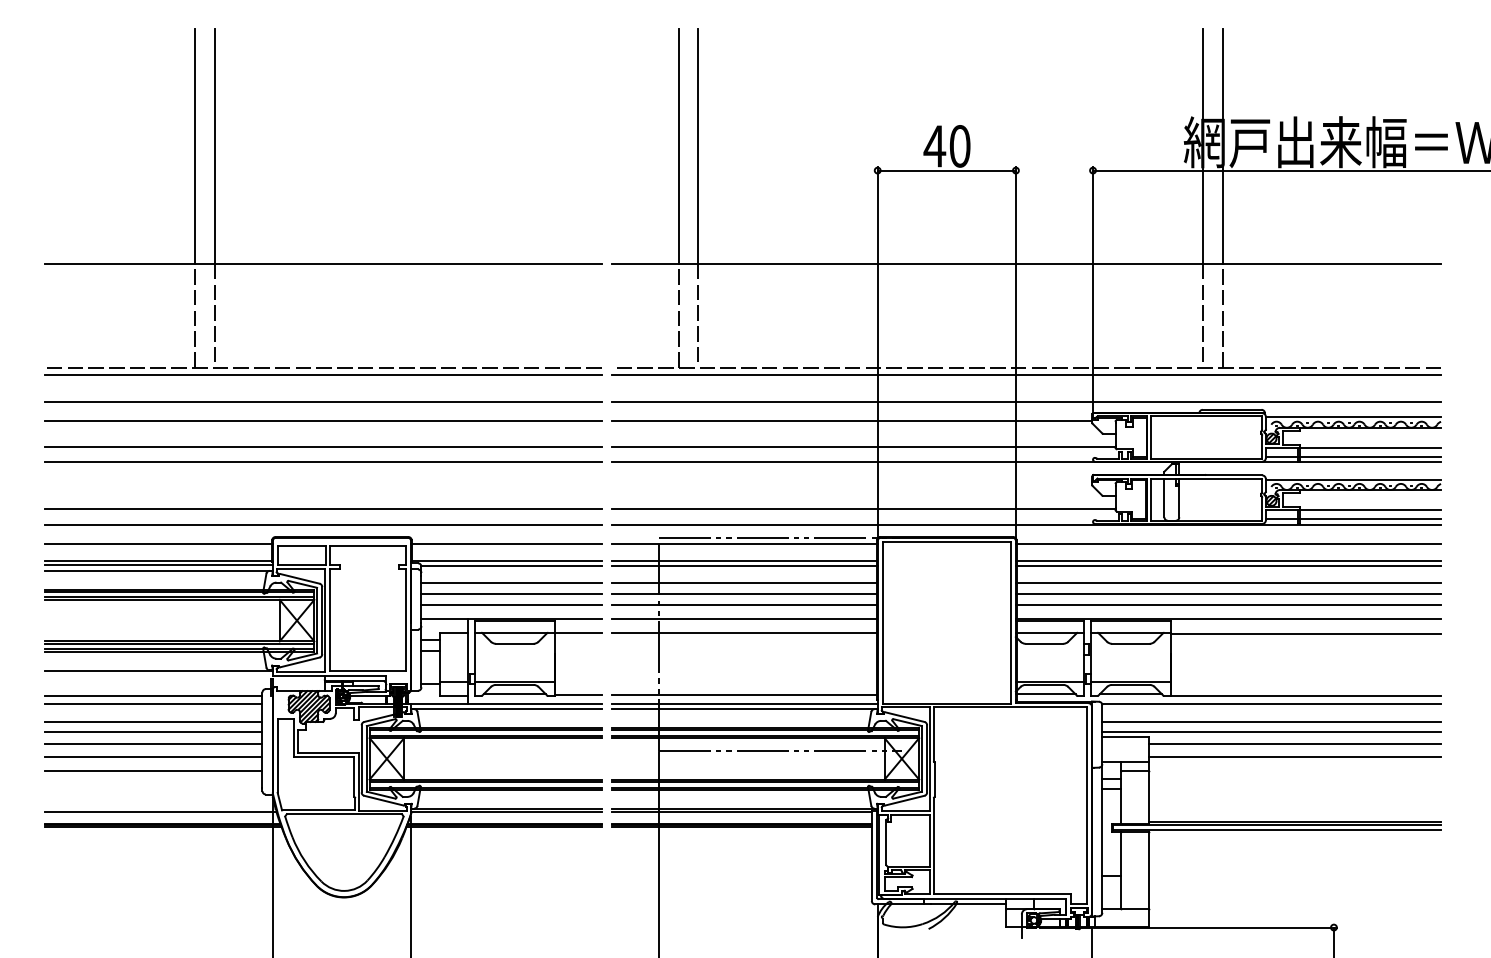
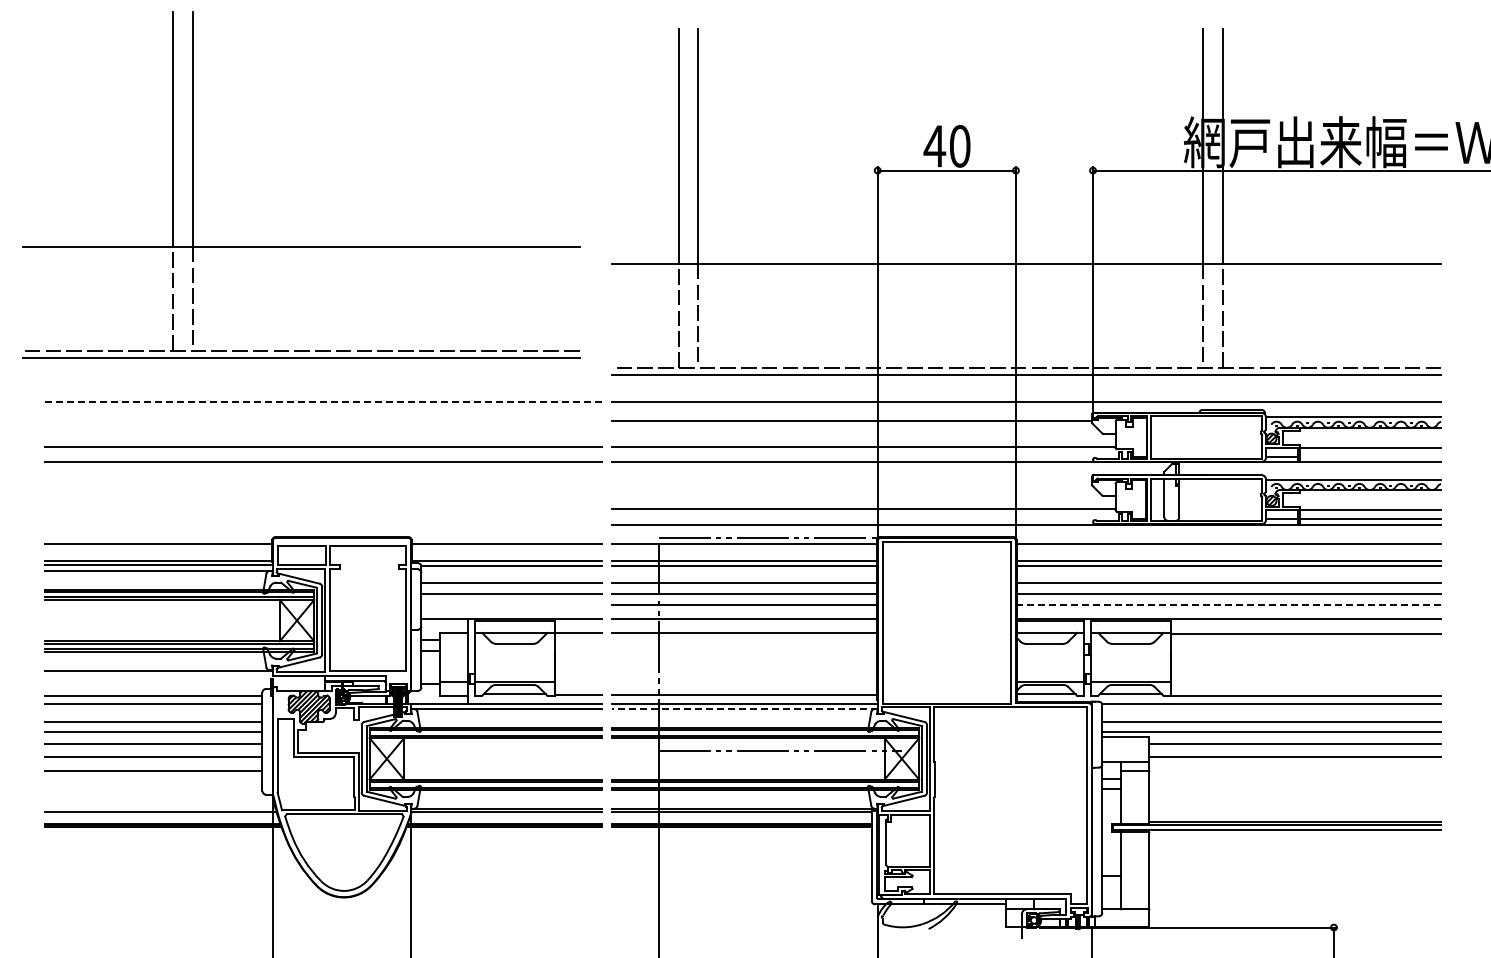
part position: (323, 263) -> (301, 246) (301, 246)
line: solid -> dashed (322, 402)
line: present -> none (322, 420)
line: present -> none (1370, 457)
line: present -> none (323, 508)
line: present -> none (322, 524)
line: present -> none (511, 605)
line: solid -> dashed (1228, 605)
line: solid -> dashed (744, 708)
